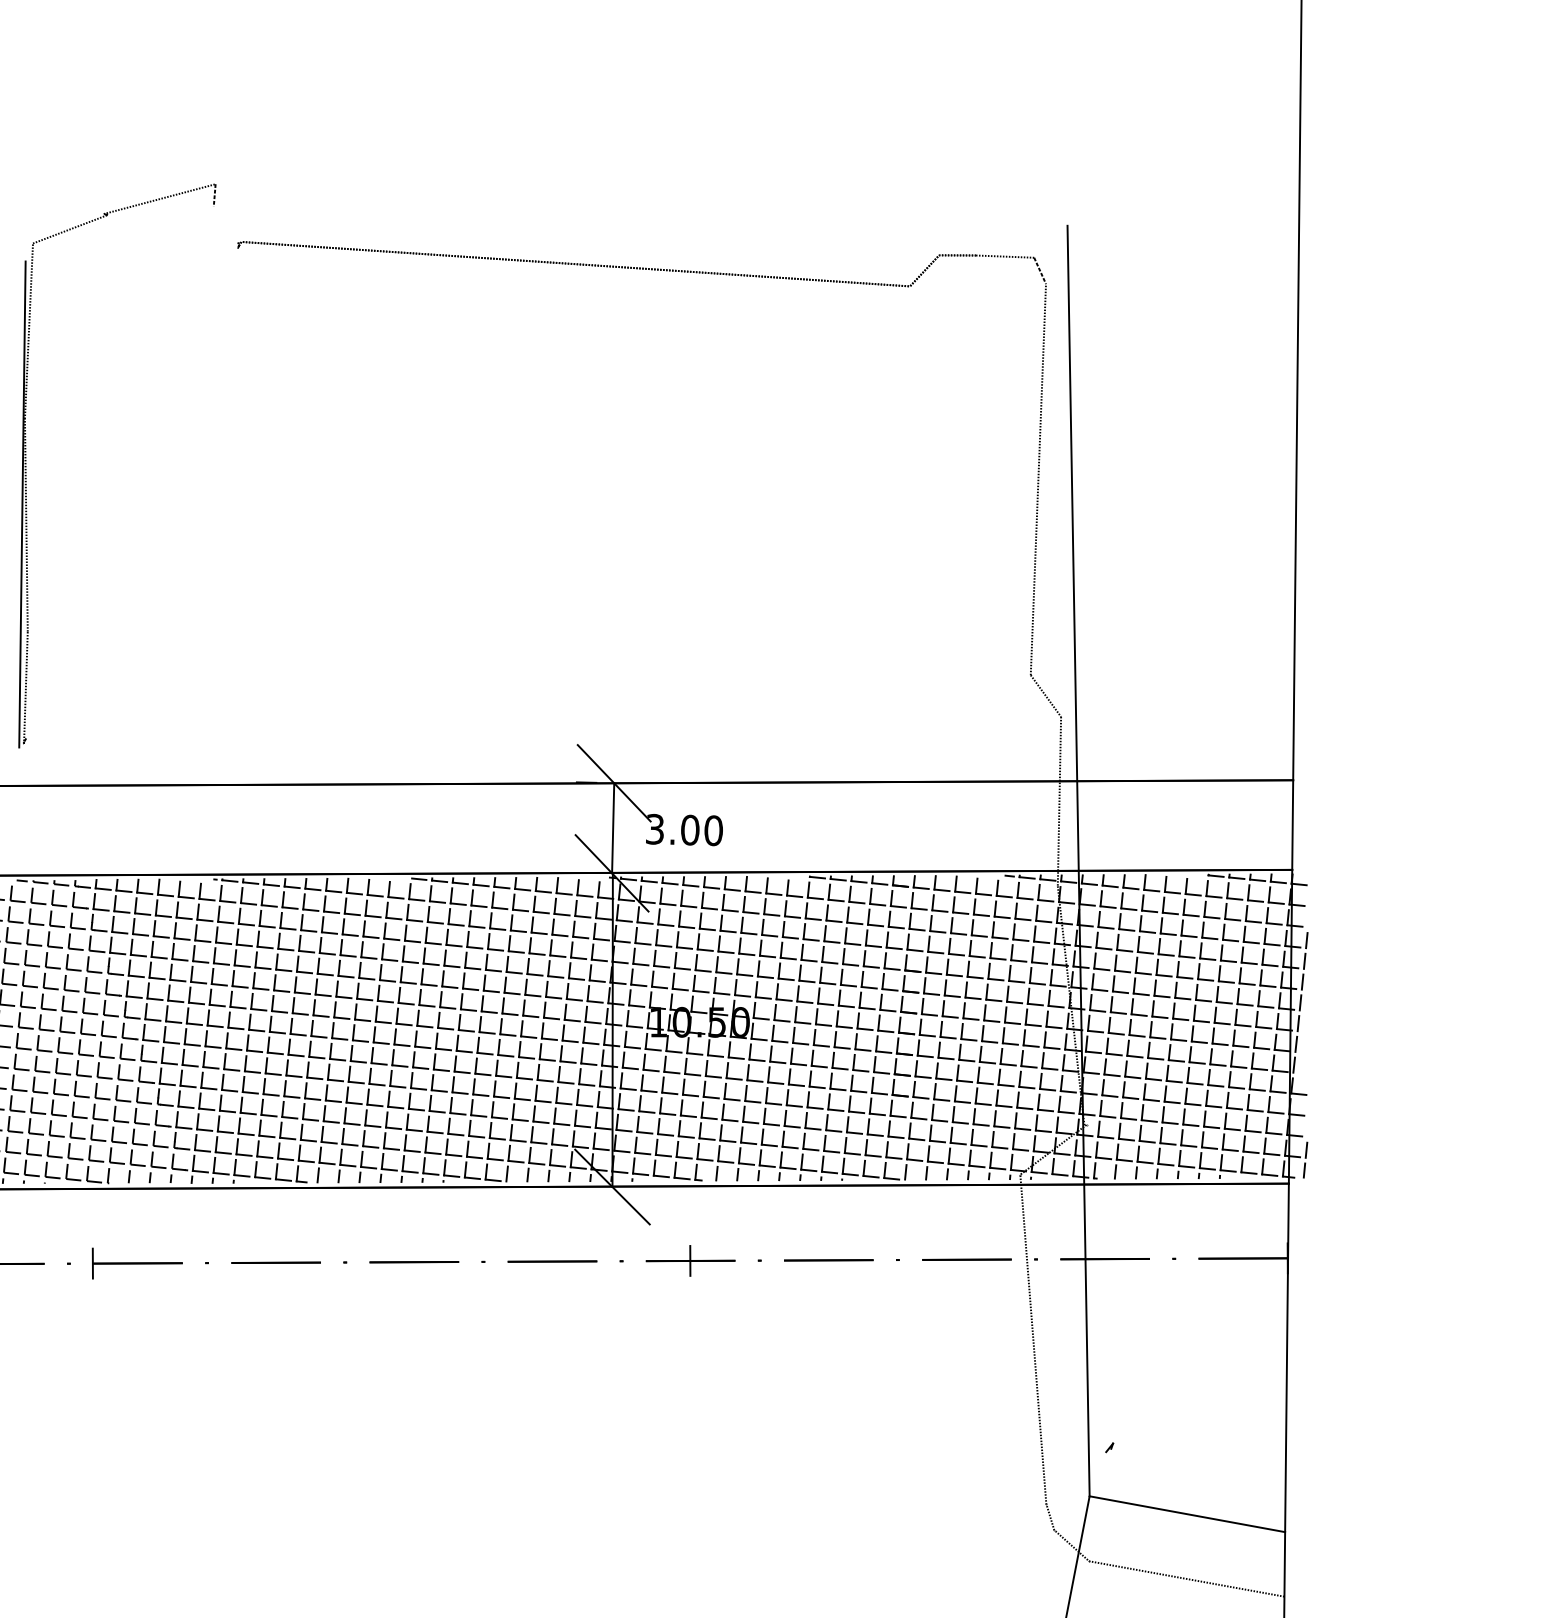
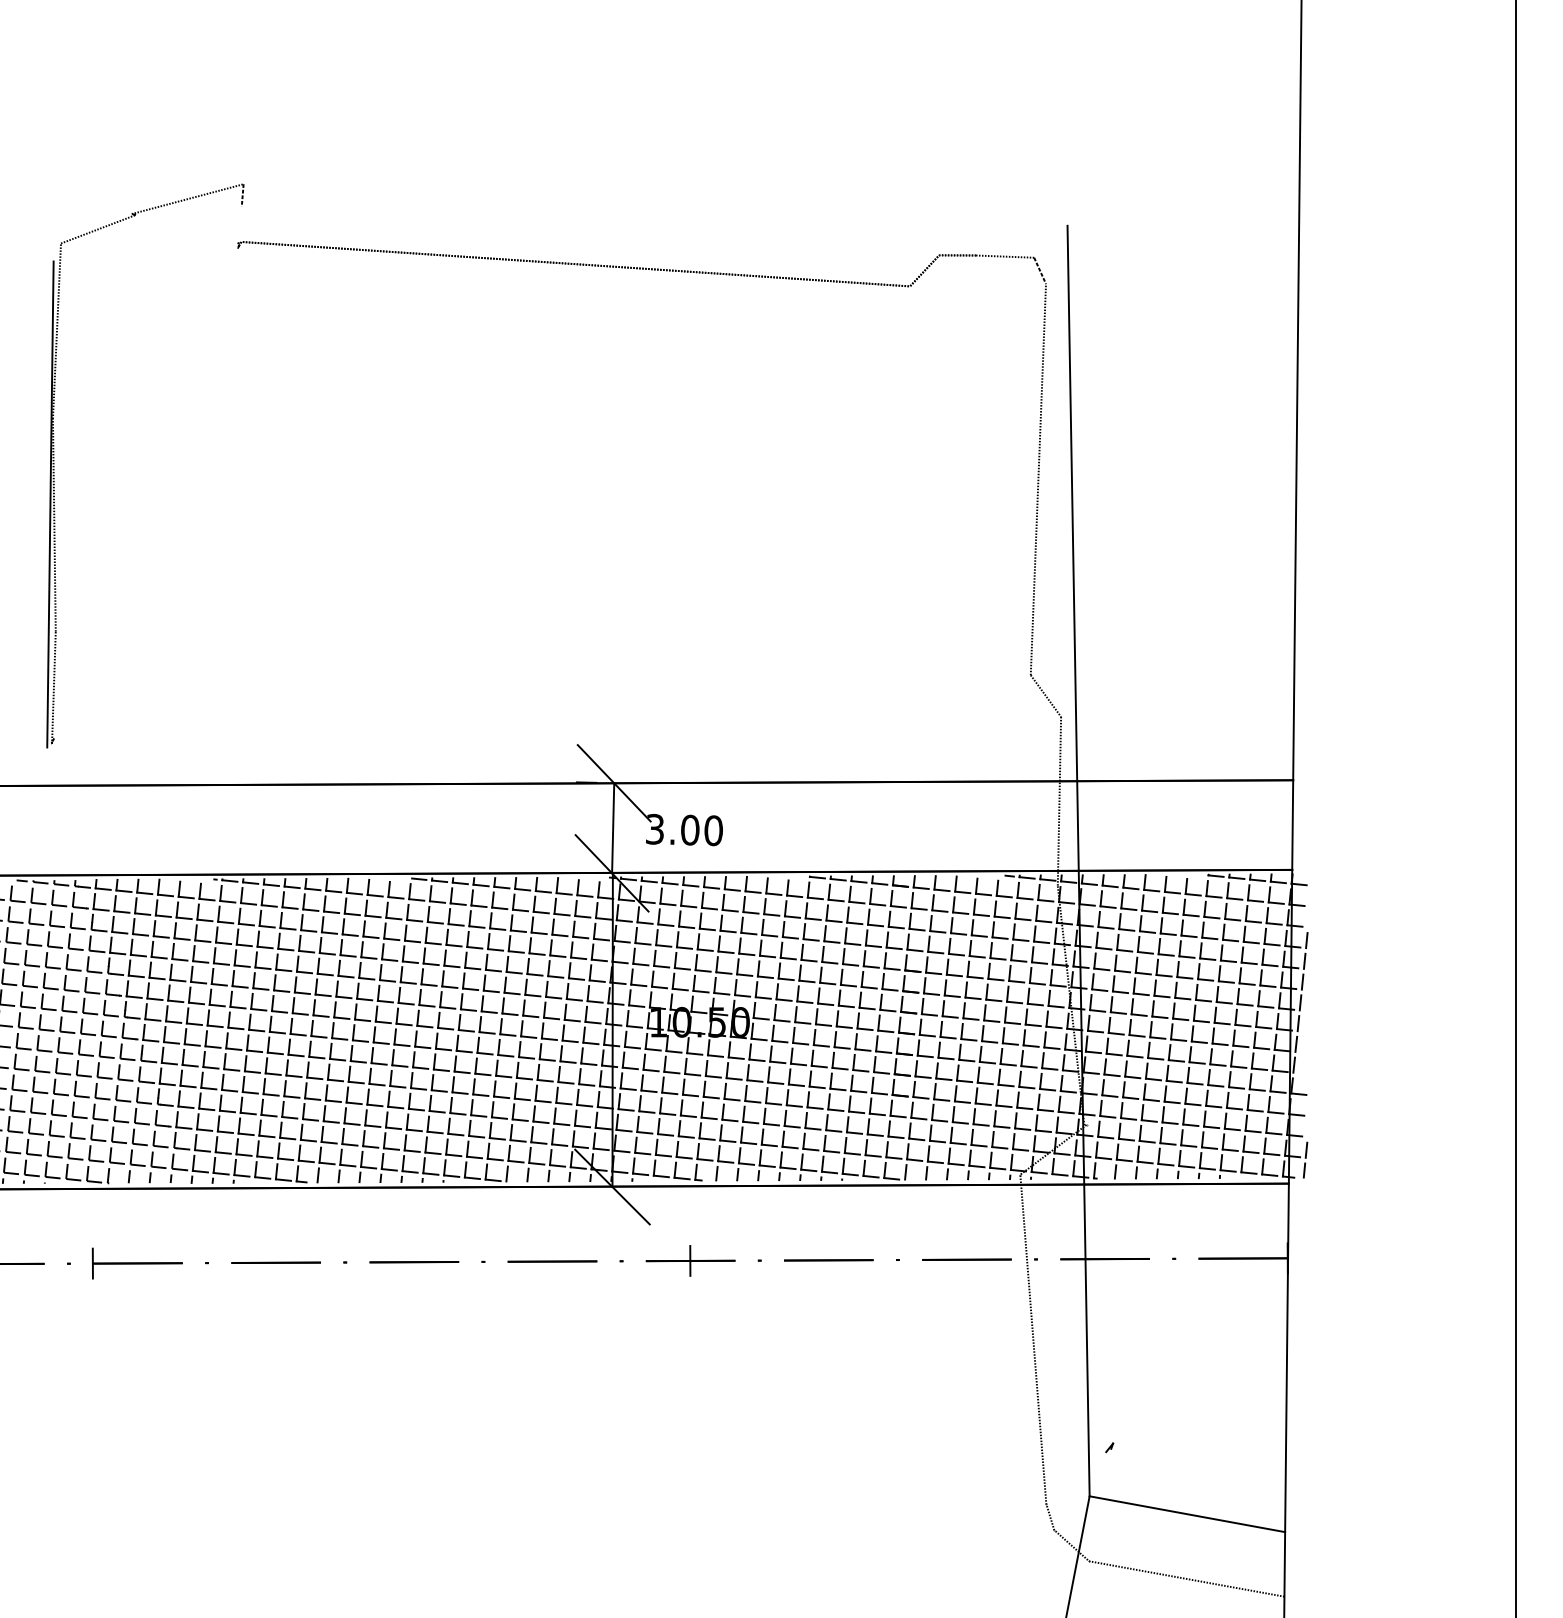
part position: (26, 464) -> (54, 464) (54, 464)
line: none -> present (1515, 808)
